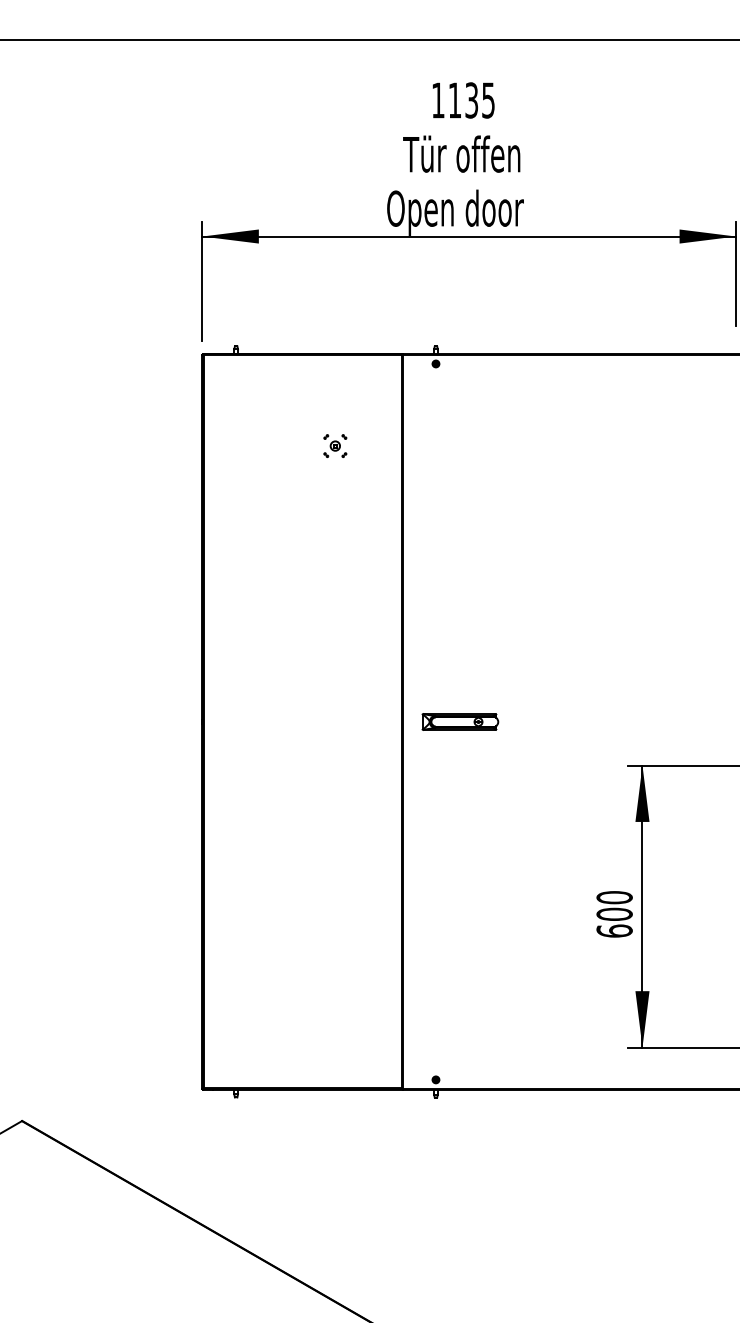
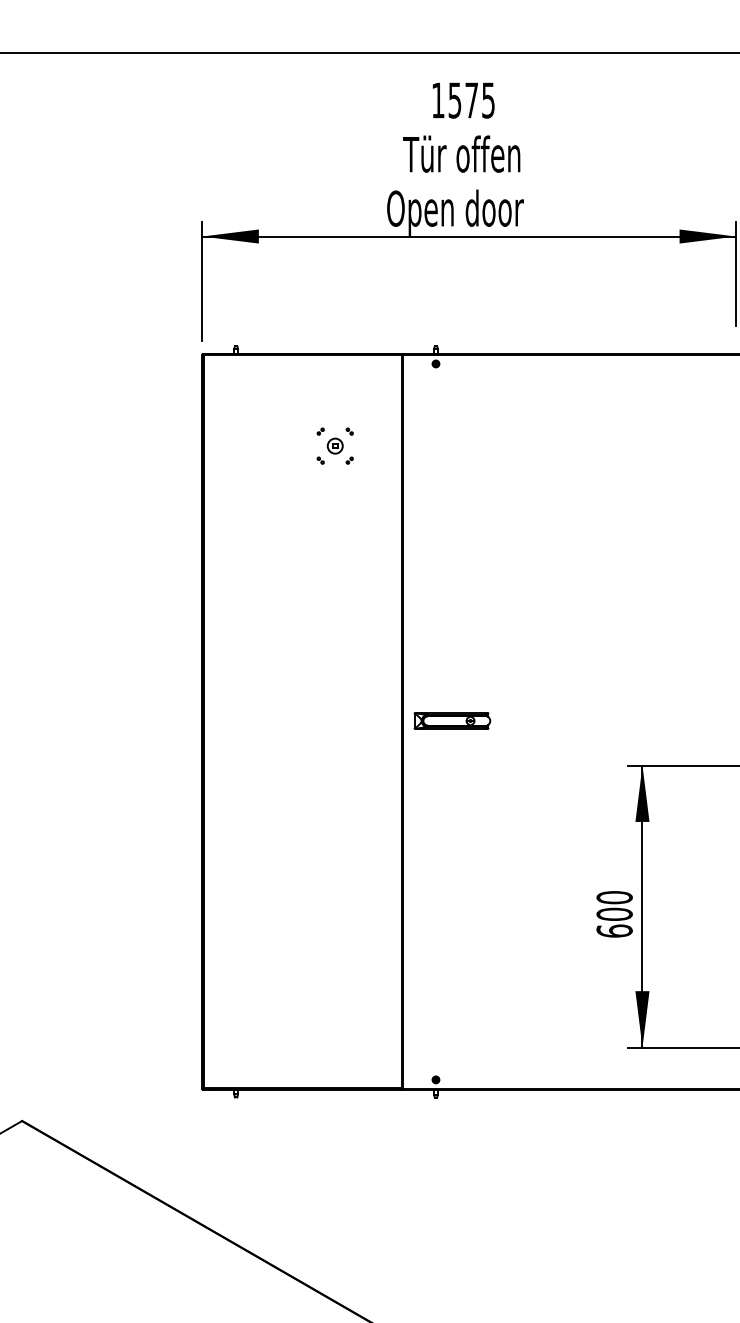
line position: (369, 39) -> (369, 52) (369, 52)
text: 1135 -> 1575 (463, 100)
part size: 25x24 px -> 38x38 px (334, 445)
part position: (460, 721) -> (452, 720) (452, 720)
